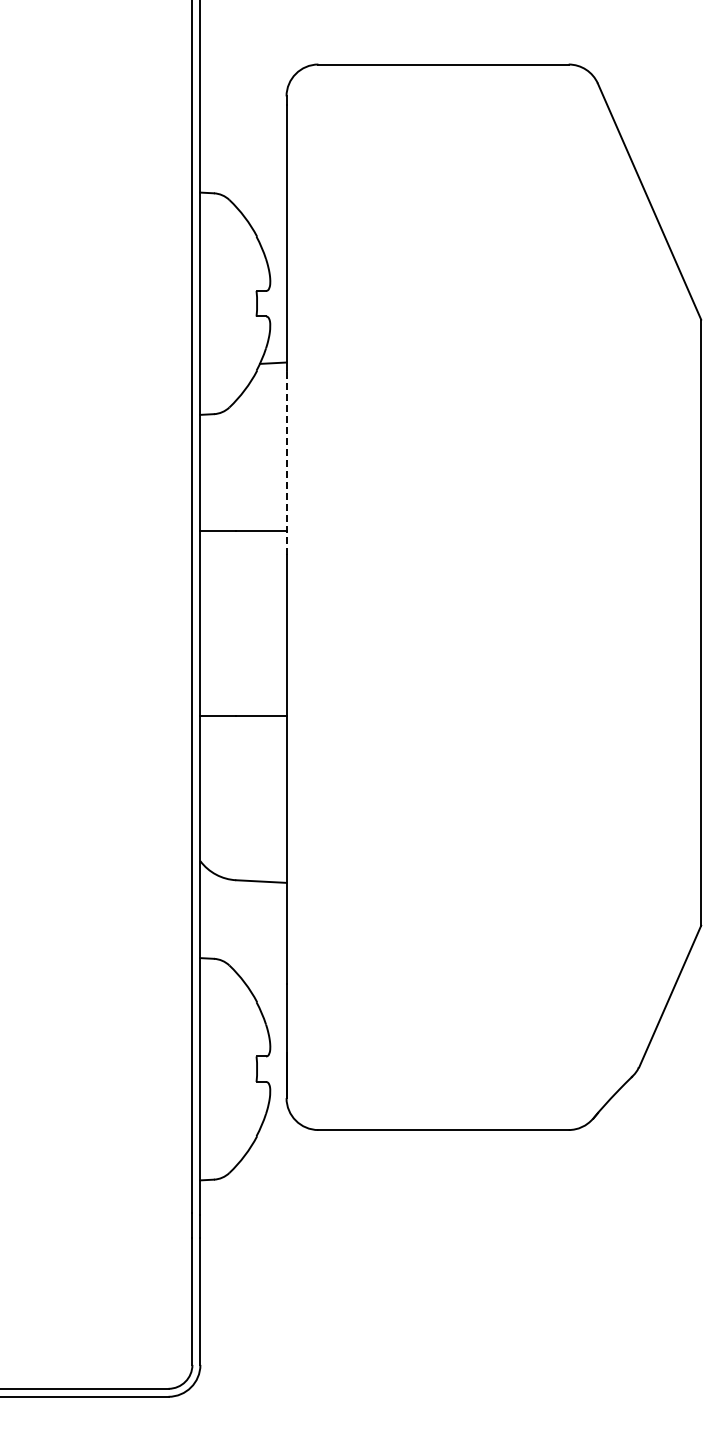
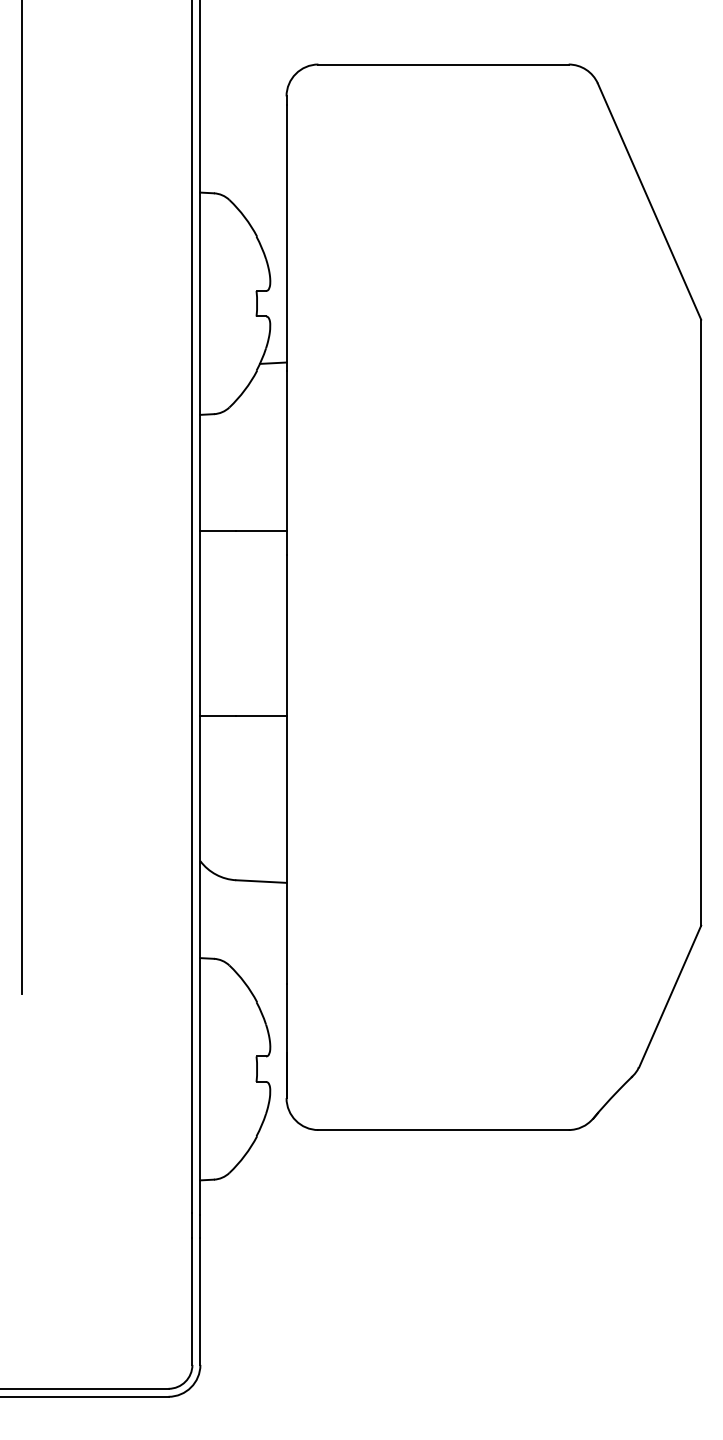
line: dashed -> solid (286, 462)
line: none -> present (21, 498)
